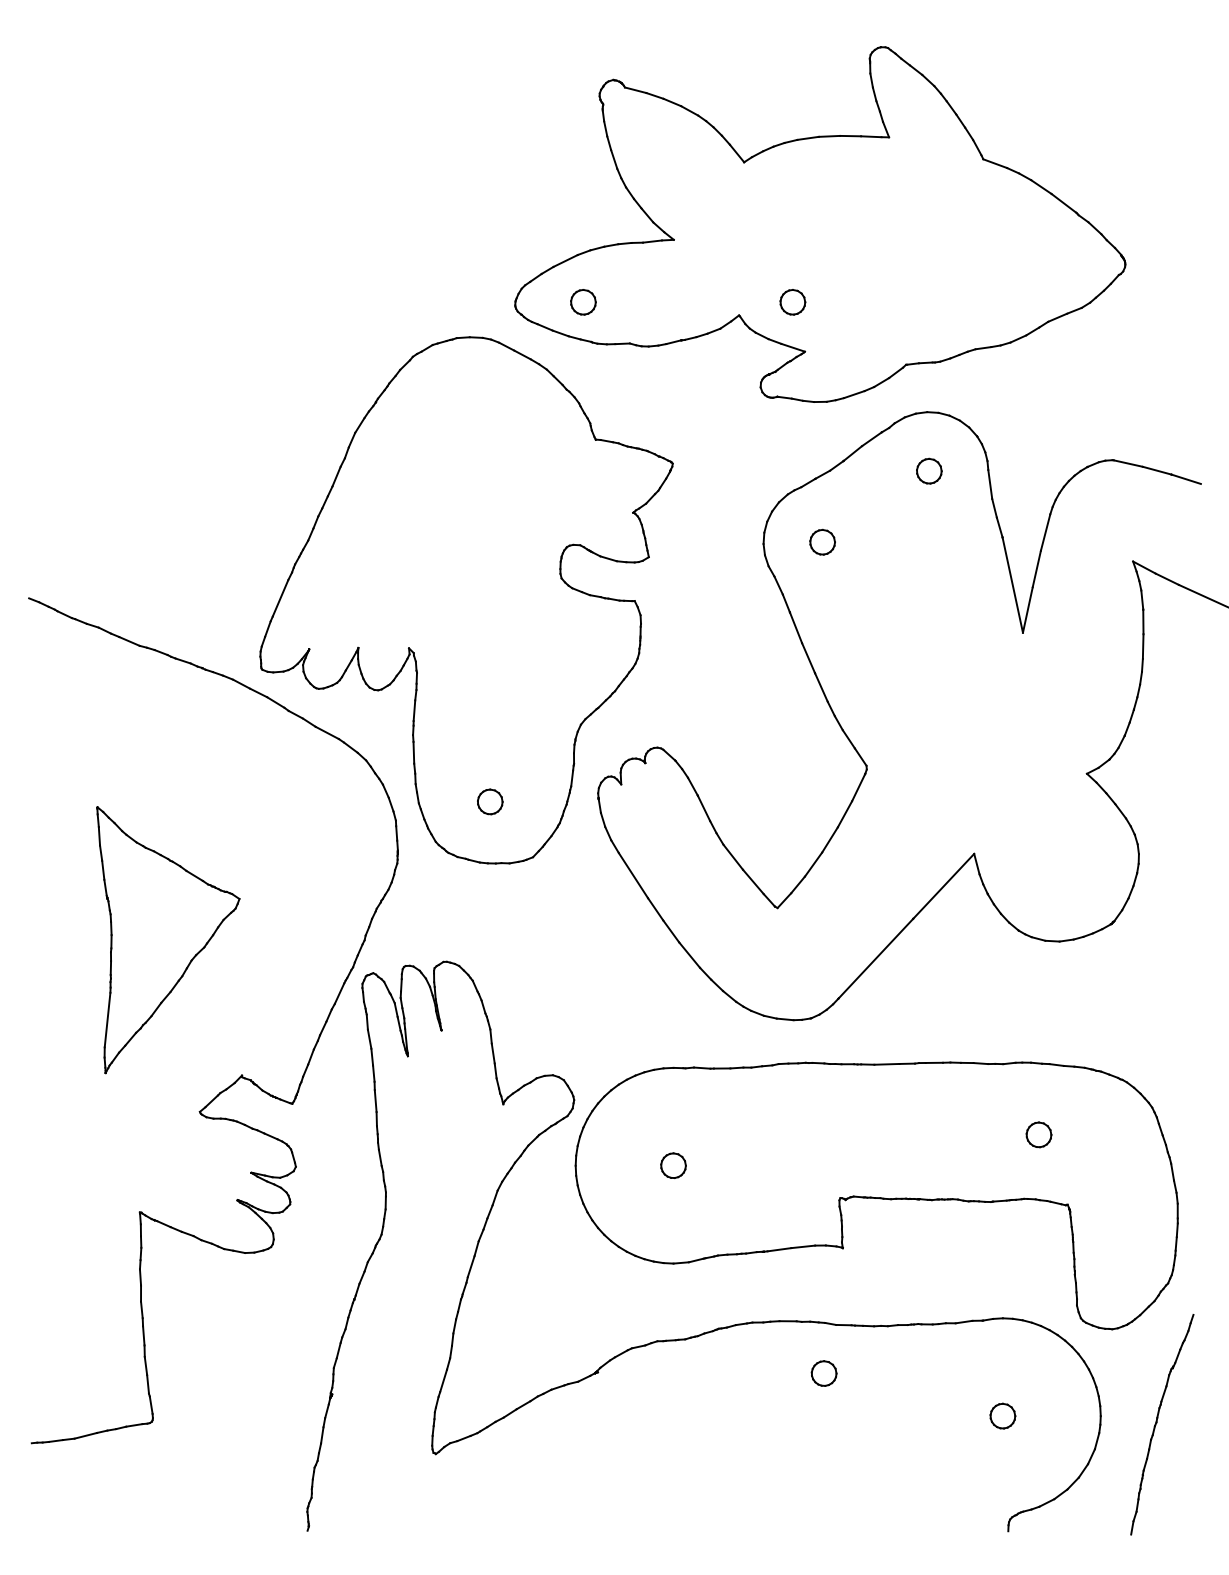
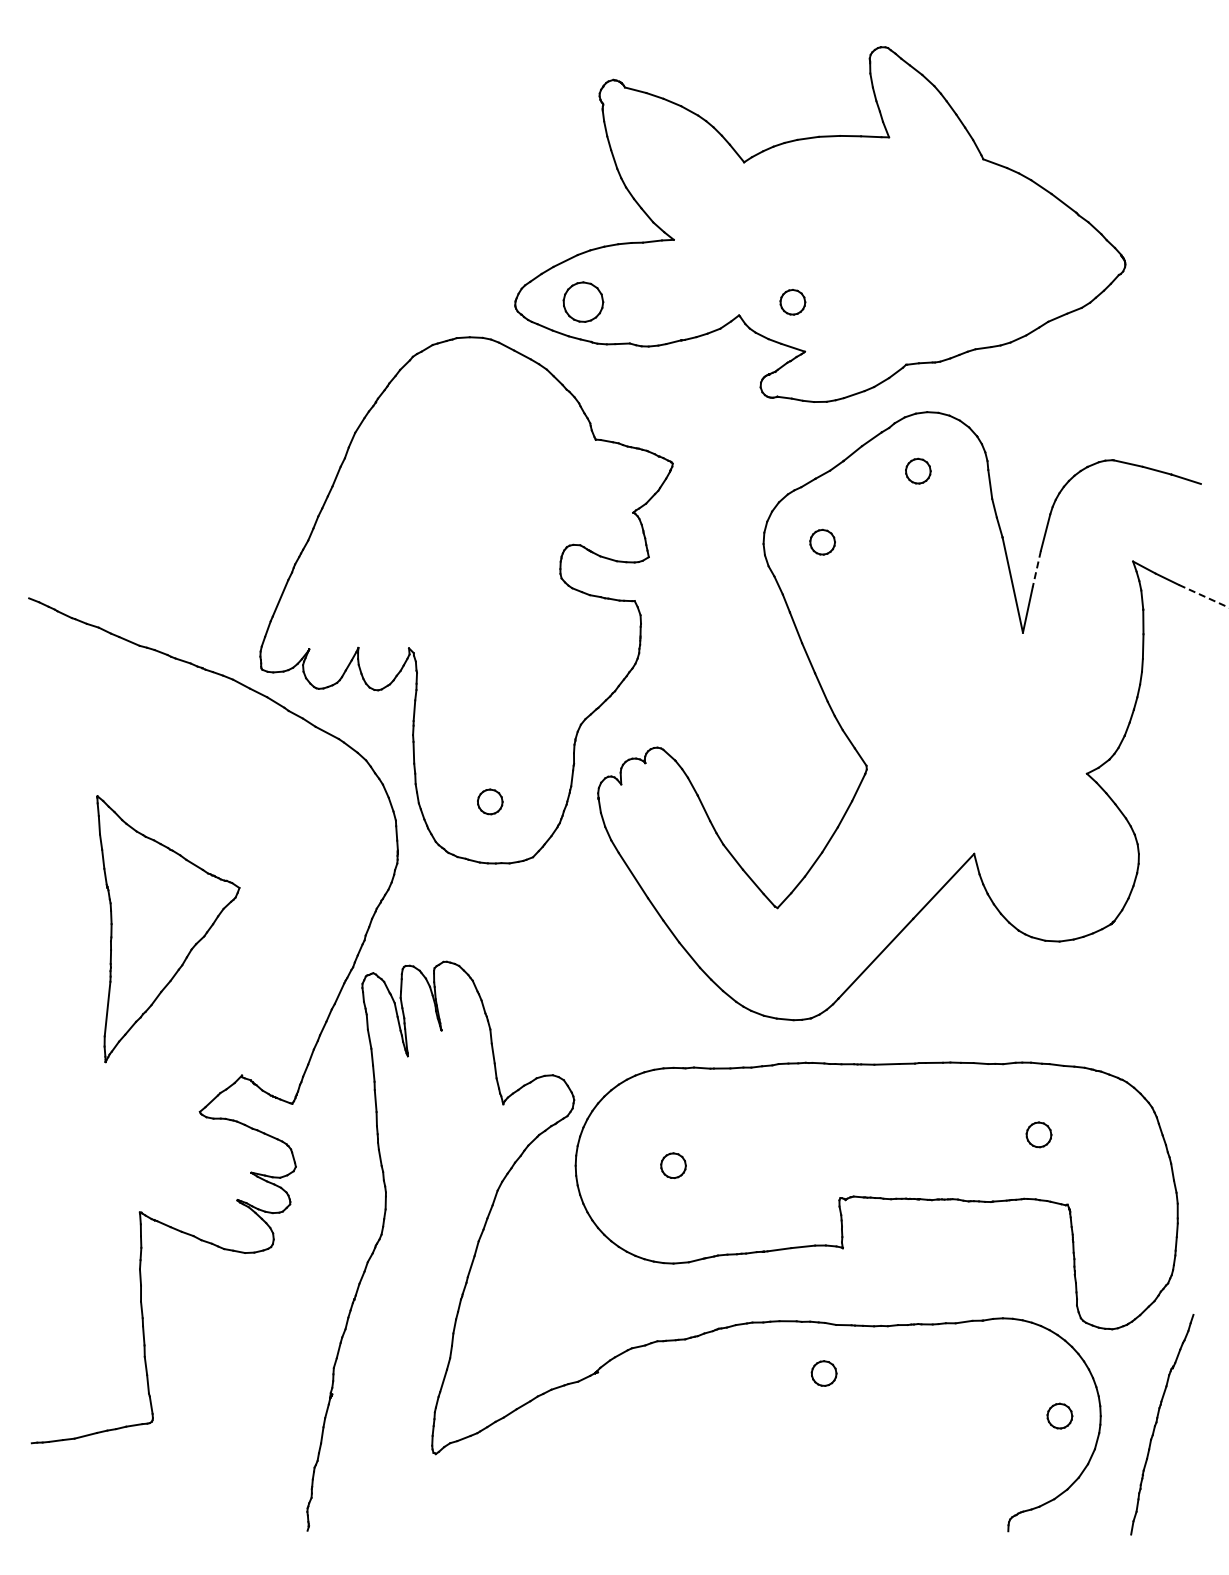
part size: 27x27 px -> 43x42 px (583, 301)
part position: (929, 470) -> (918, 470) (918, 470)
line: solid -> dashed (1036, 569)
line: solid -> dashed (1204, 596)
part position: (168, 940) -> (168, 929) (168, 929)
part position: (1002, 1415) -> (1059, 1415) (1059, 1415)
